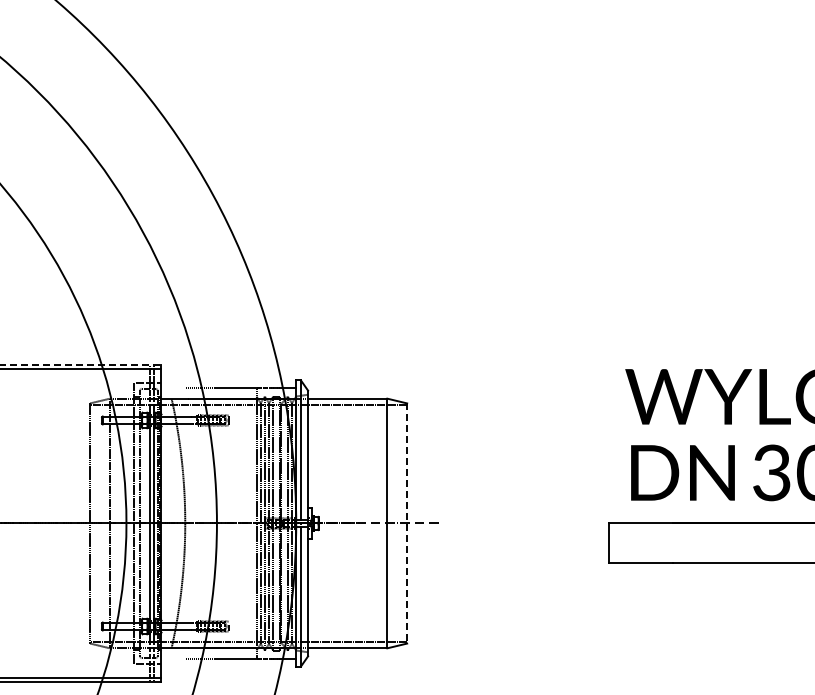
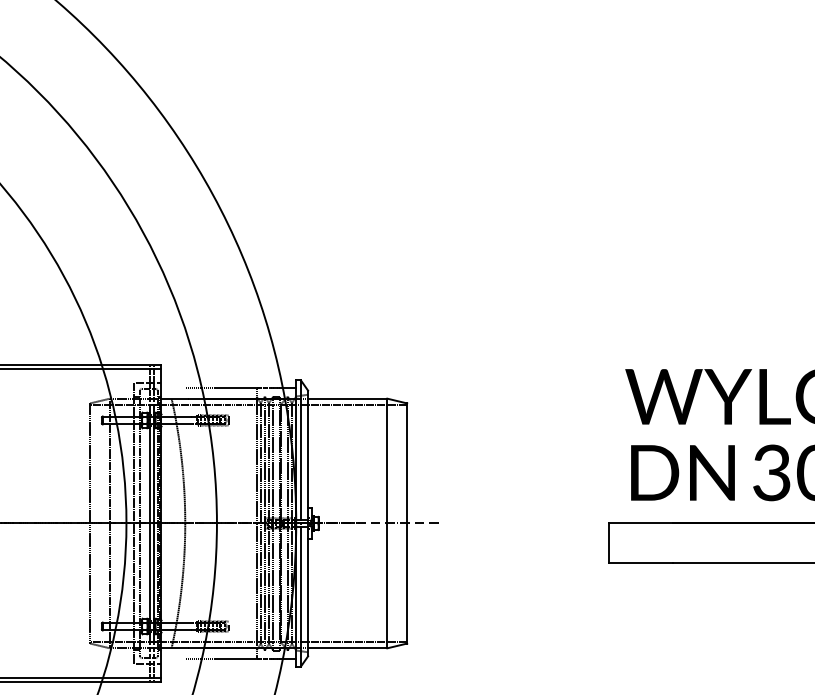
line: dashed -> solid (80, 364)
line: dashed -> solid (407, 523)
